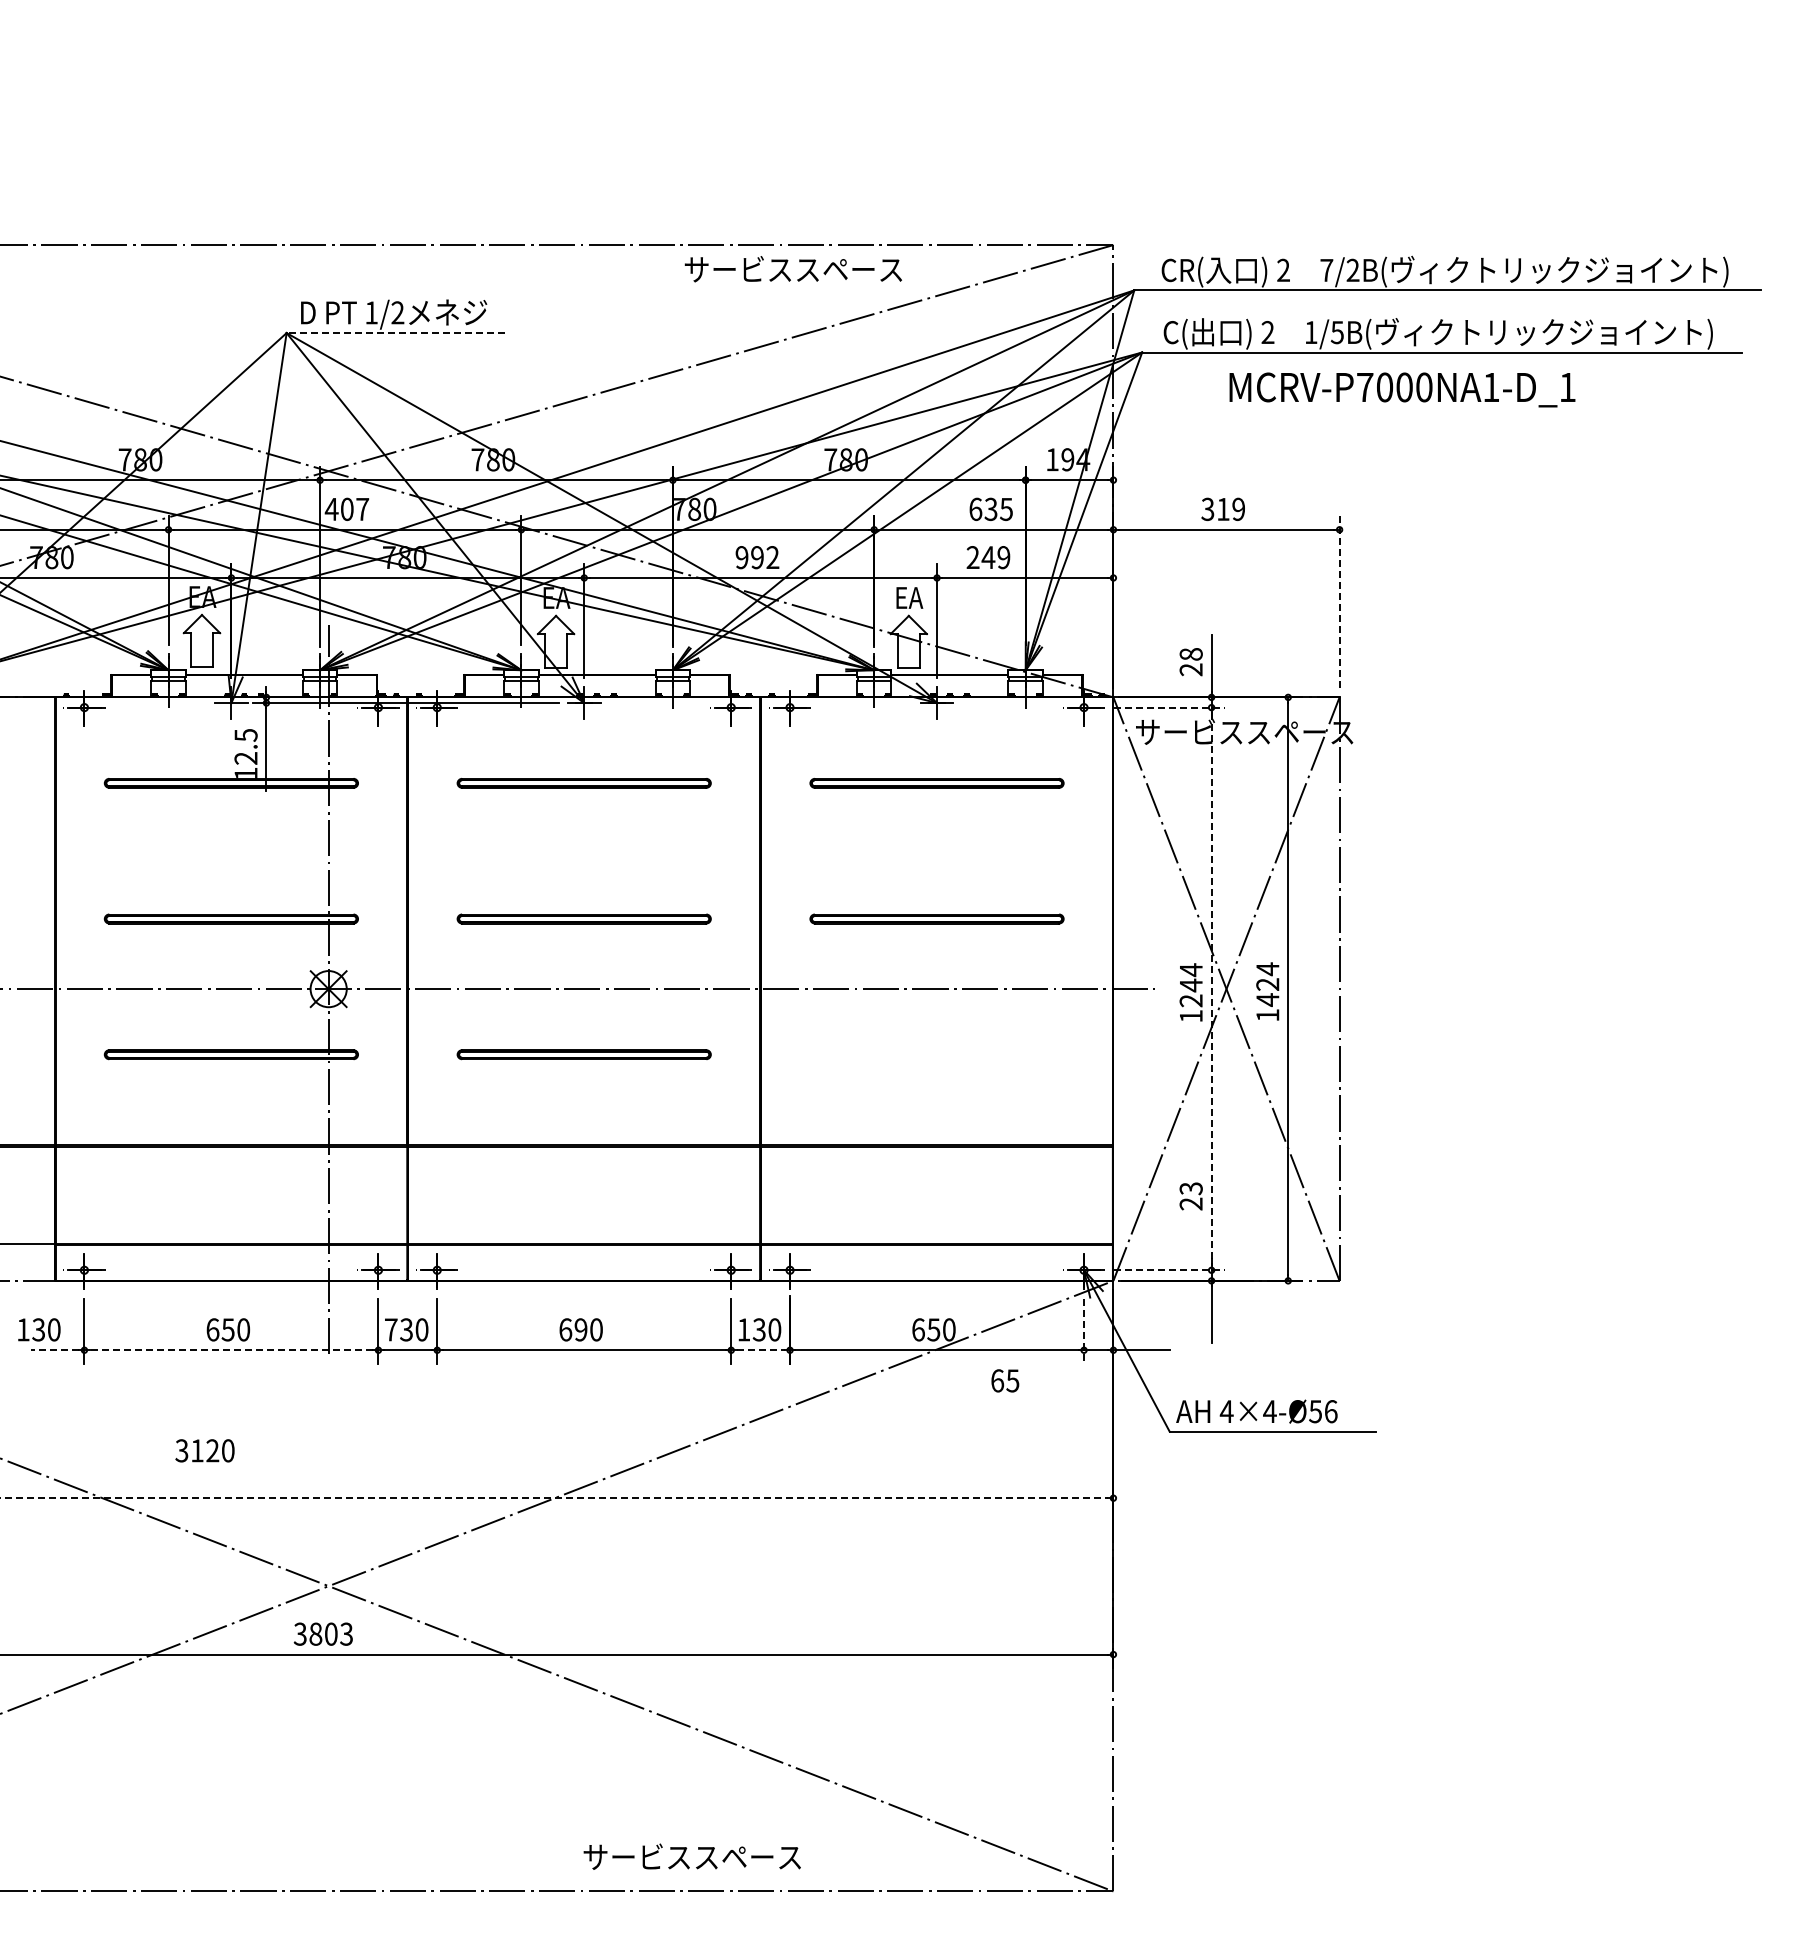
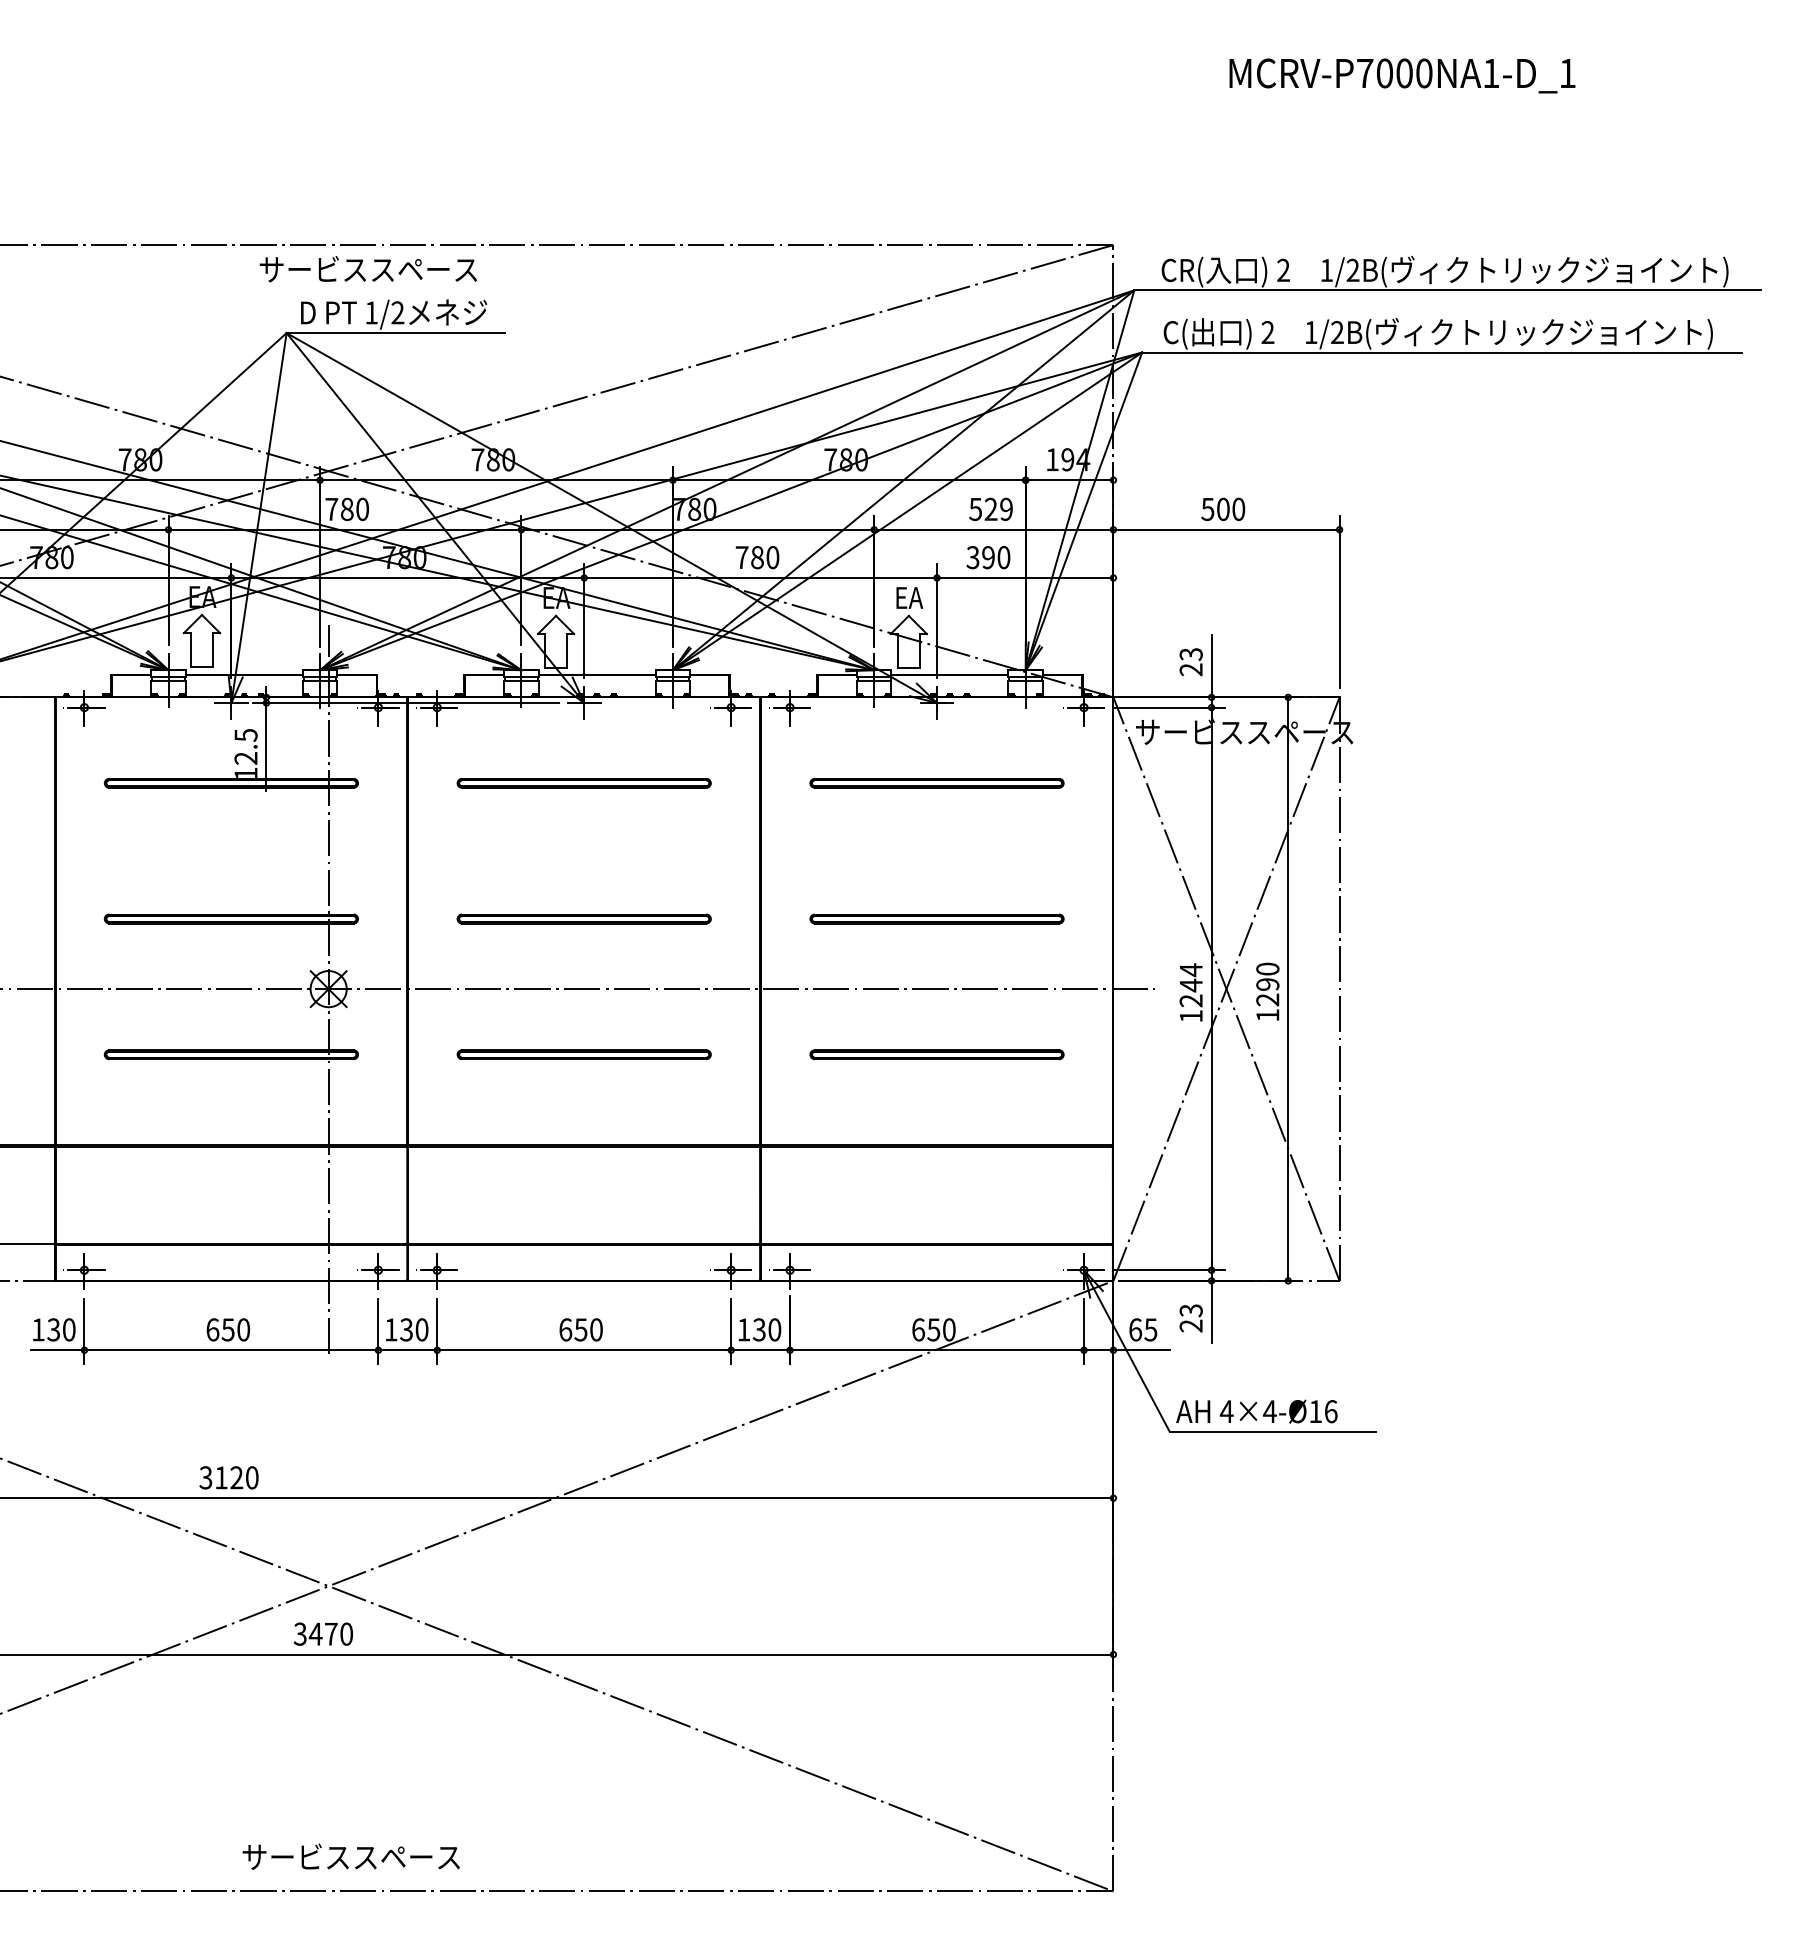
text position: (792, 269) -> (367, 269) (367, 269)
text: 7/2B( -> 1/2B( (1326, 270)
text: 1/5B( -> 1/2B( (1336, 332)
line: dashed -> solid (395, 333)
text position: (1402, 389) -> (1402, 75) (1402, 75)
text: 407 -> 780 (346, 509)
text: 635 -> 529 (990, 509)
text: 319 -> 500 (1223, 509)
text: 992 -> 780 (757, 557)
text: 249 -> 390 (988, 557)
line: dashed -> solid (1339, 601)
text: 28 -> 23 (1190, 654)
line: dashed -> solid (1170, 707)
text: 1424 -> 1290 (1267, 984)
line: dashed -> solid (1211, 988)
part: none -> present (936, 1054)
text position: (1190, 1196) -> (1190, 1318) (1190, 1318)
line: dashed -> solid (1170, 1270)
text position: (39, 1329) -> (54, 1329) (54, 1329)
text: 730 -> 130 (391, 1329)
text: 690 -> 650 (580, 1329)
line: dashed -> solid (1084, 1331)
line: dashed -> solid (55, 1350)
line: dashed -> solid (231, 1350)
line: dashed -> solid (760, 1350)
text position: (1005, 1380) -> (1143, 1329) (1143, 1329)
text: 4×4-Ø56 -> 4×4-Ø16 (1315, 1411)
text position: (204, 1450) -> (228, 1477) (228, 1477)
line: dashed -> solid (554, 1498)
text: 3803 -> 3470 (330, 1633)
text position: (691, 1856) -> (350, 1856) (350, 1856)
